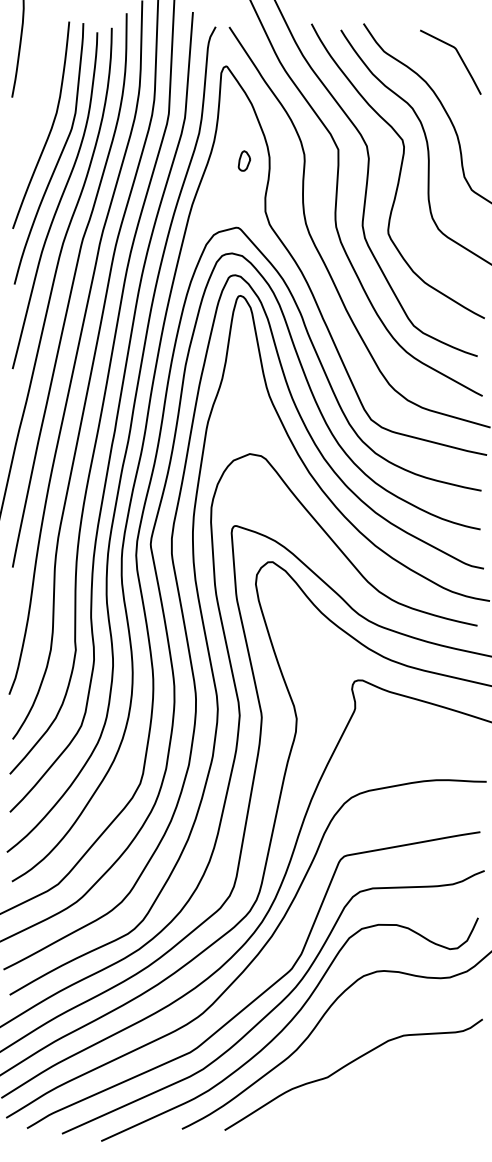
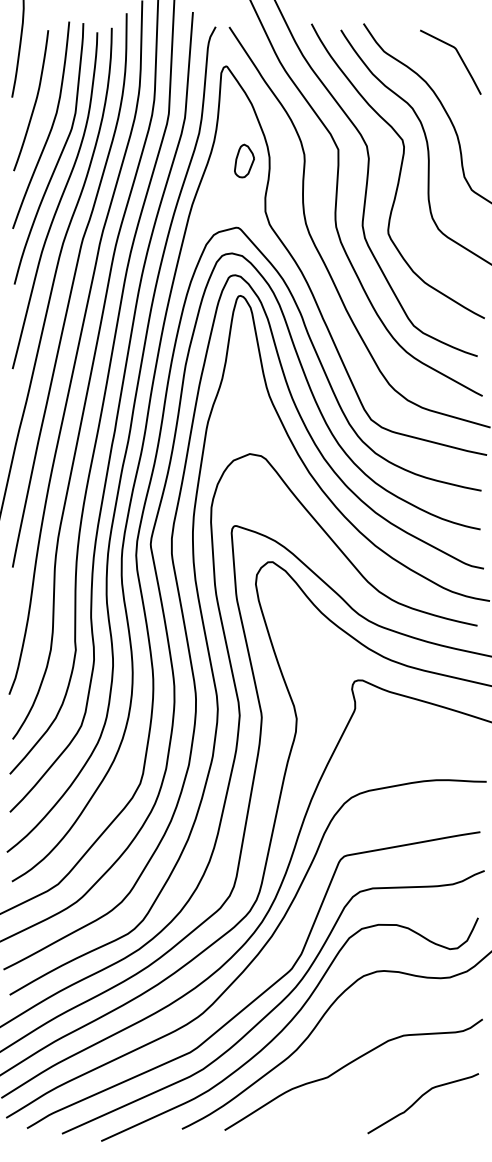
curve: none -> present (34, 102)
part size: 15x22 px -> 21x36 px (244, 160)
curve: none -> present (419, 1099)
